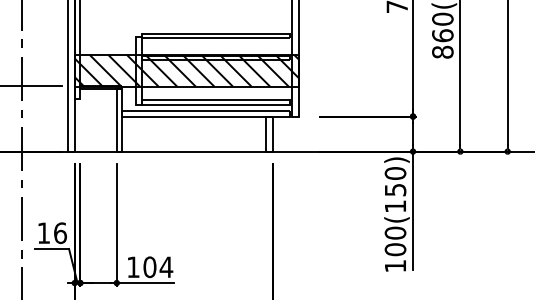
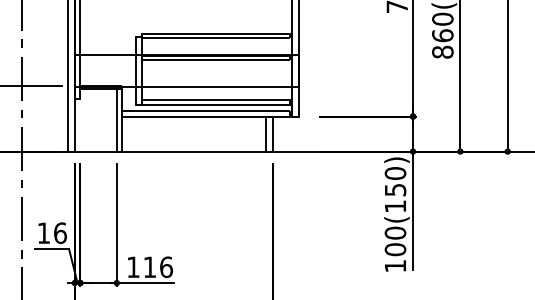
hatch: present -> none (186, 70)
text: 104 -> 116 (158, 267)
